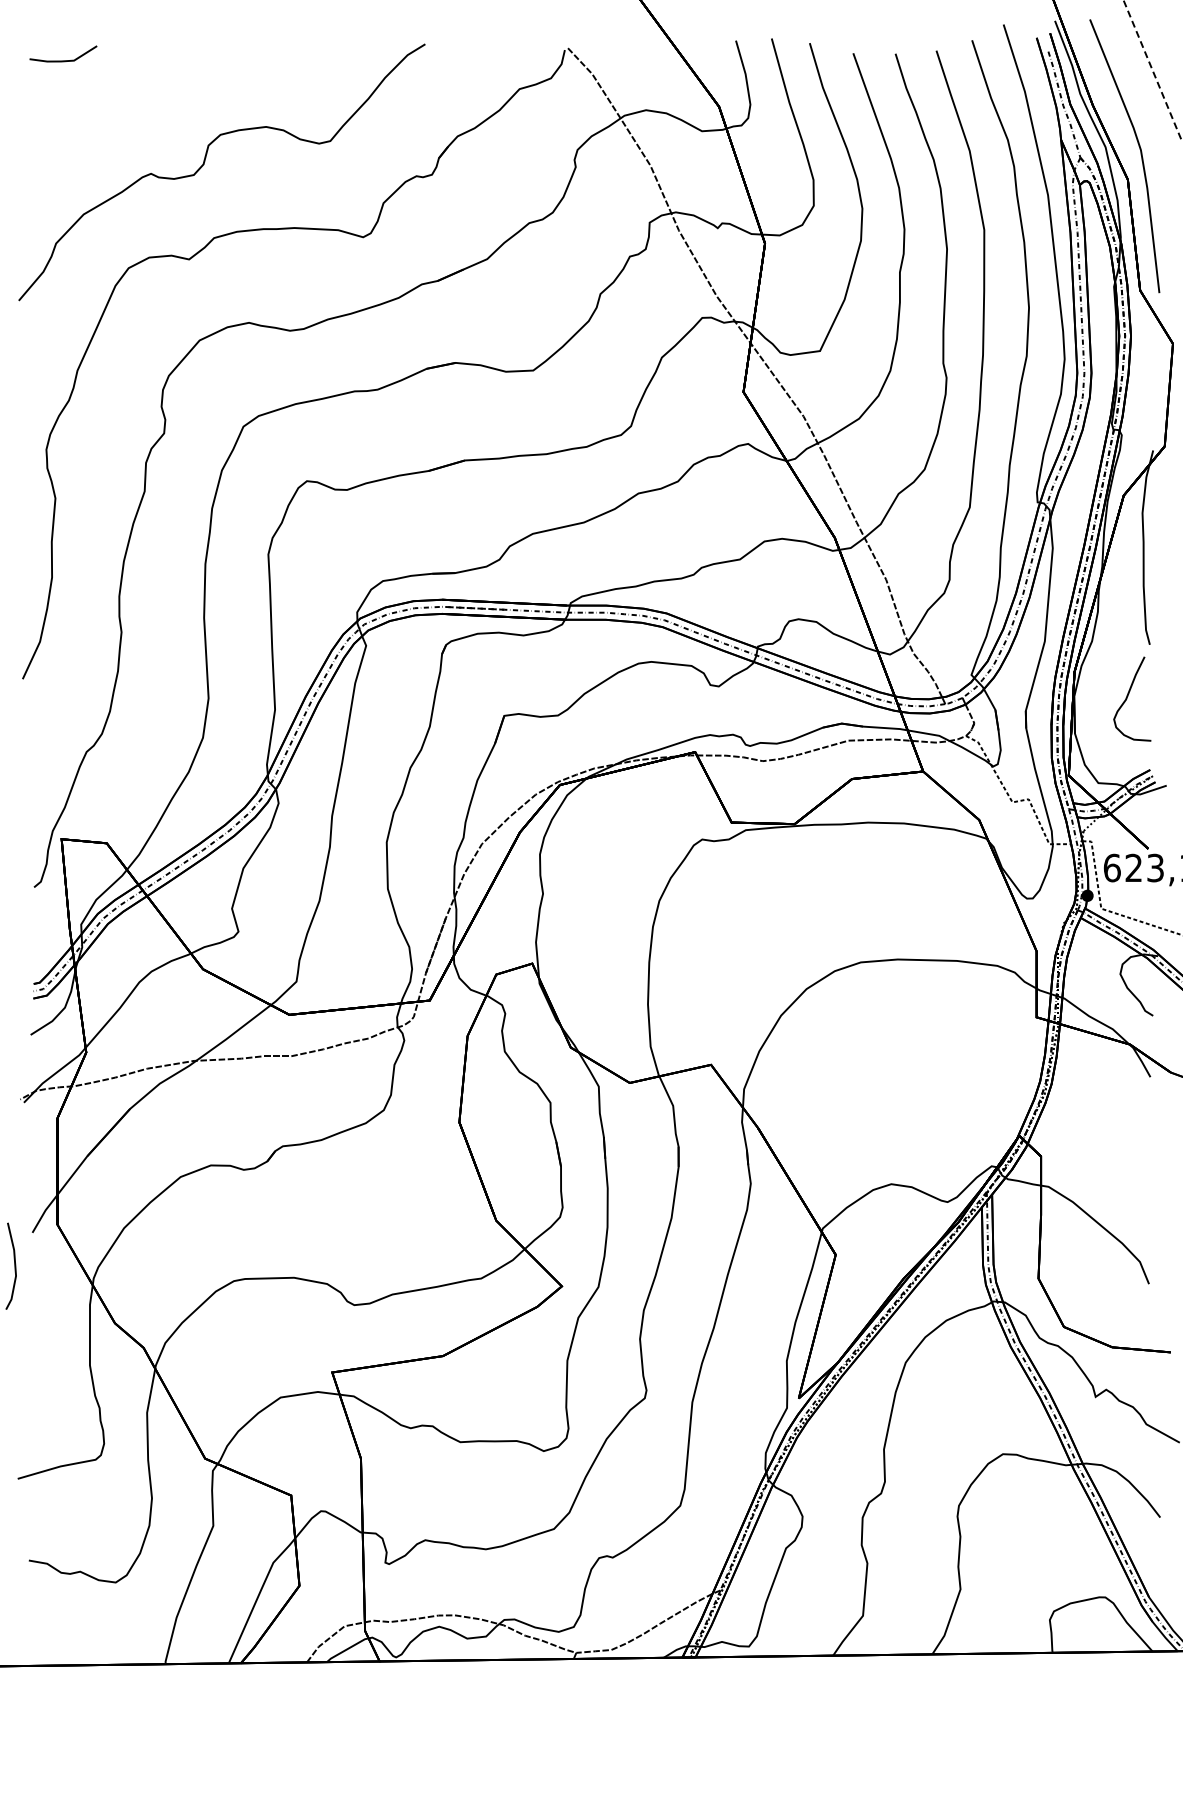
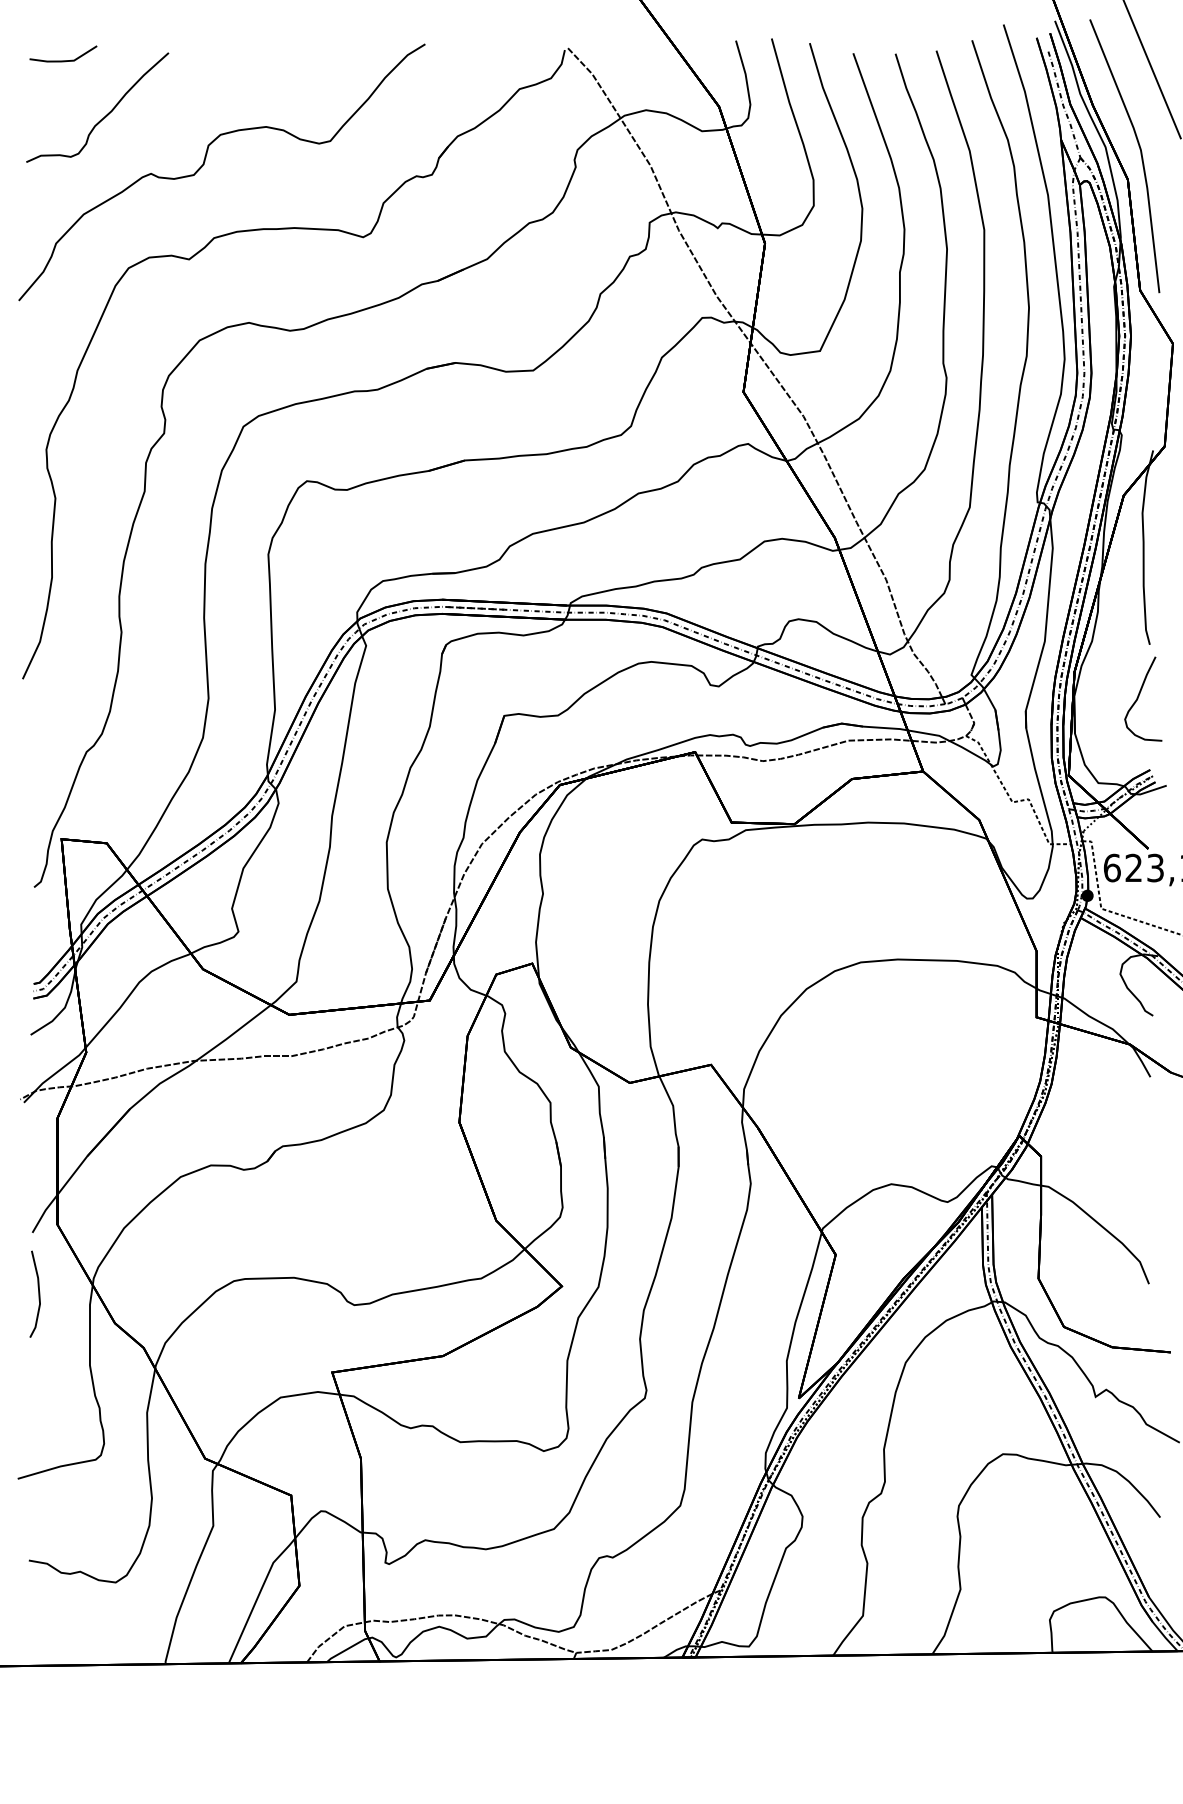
line: dashed -> solid (1152, 70)
curve: none -> present (105, 115)
curve position: (1128, 696) -> (1139, 696) (1139, 696)
line position: (14, 1265) -> (38, 1293) (38, 1293)
